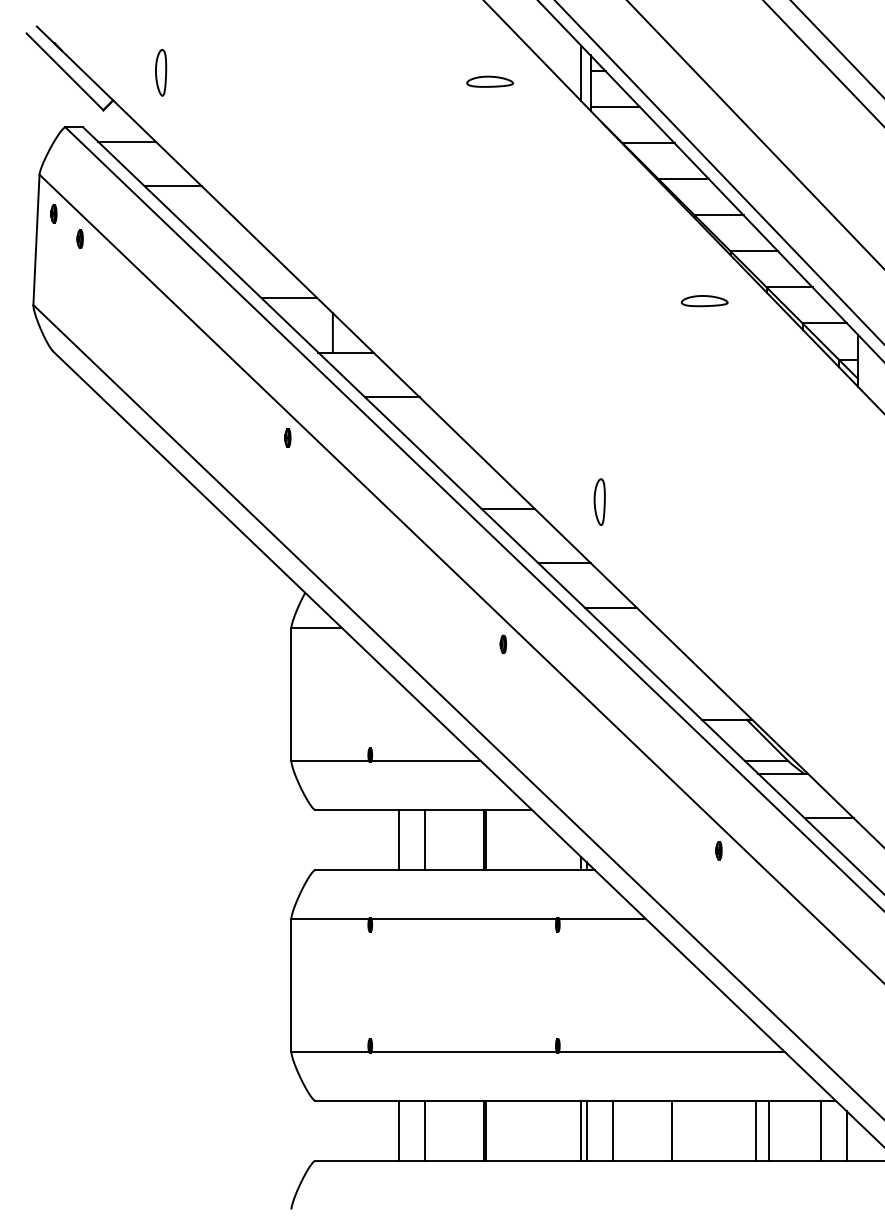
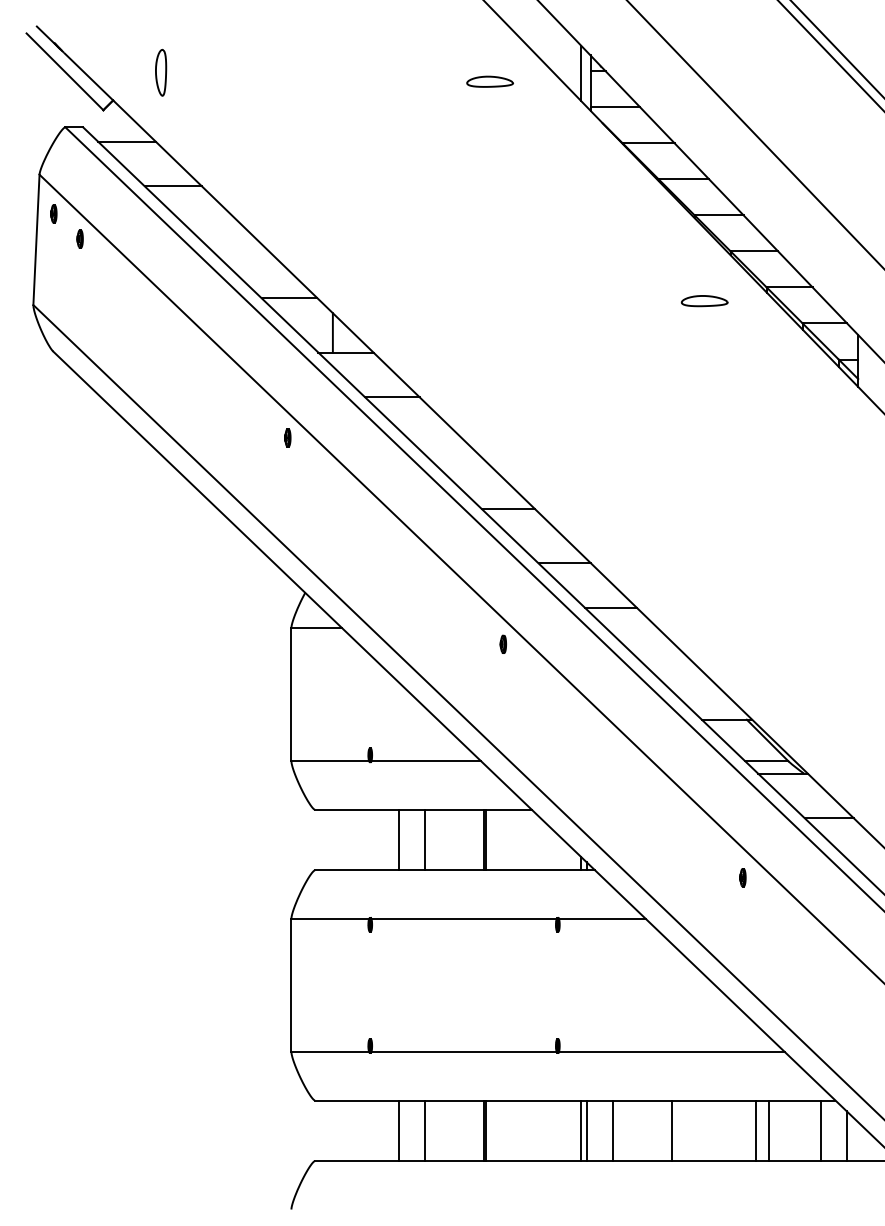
line position: (823, 63) -> (830, 55) (830, 55)
line: present -> none (718, 171)
part: present -> none (599, 501)
part position: (718, 850) -> (742, 877) (742, 877)
